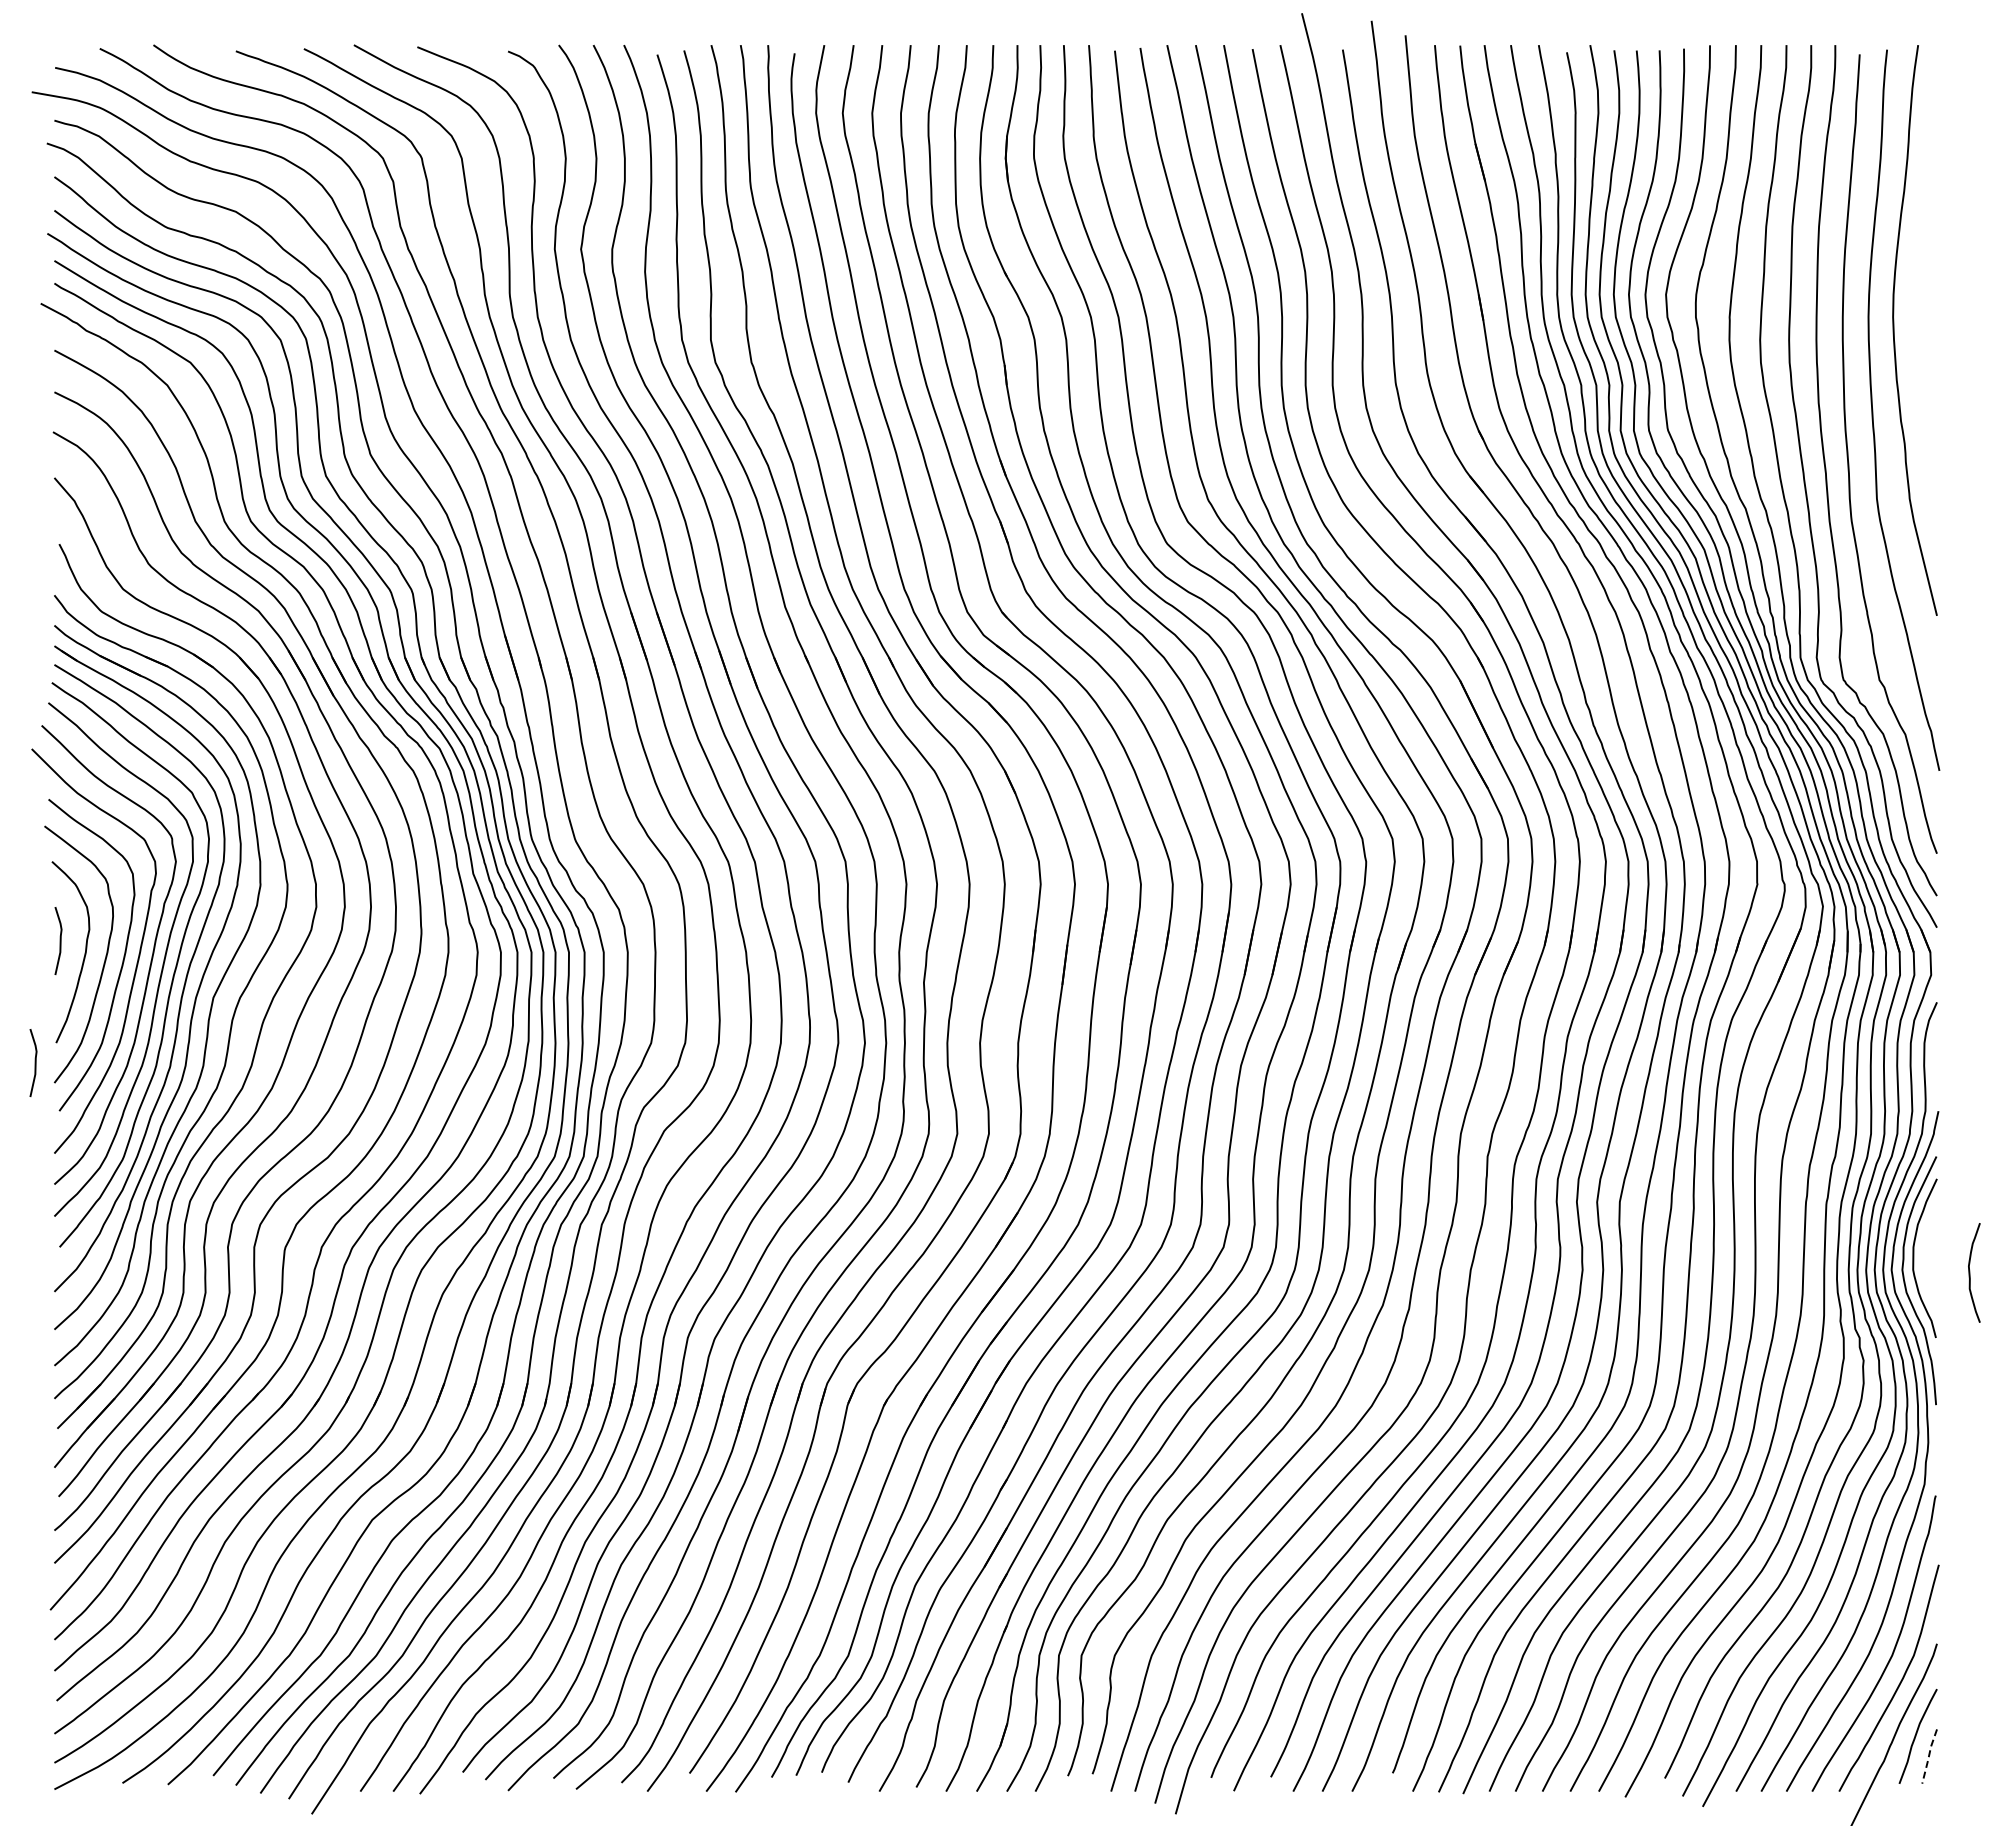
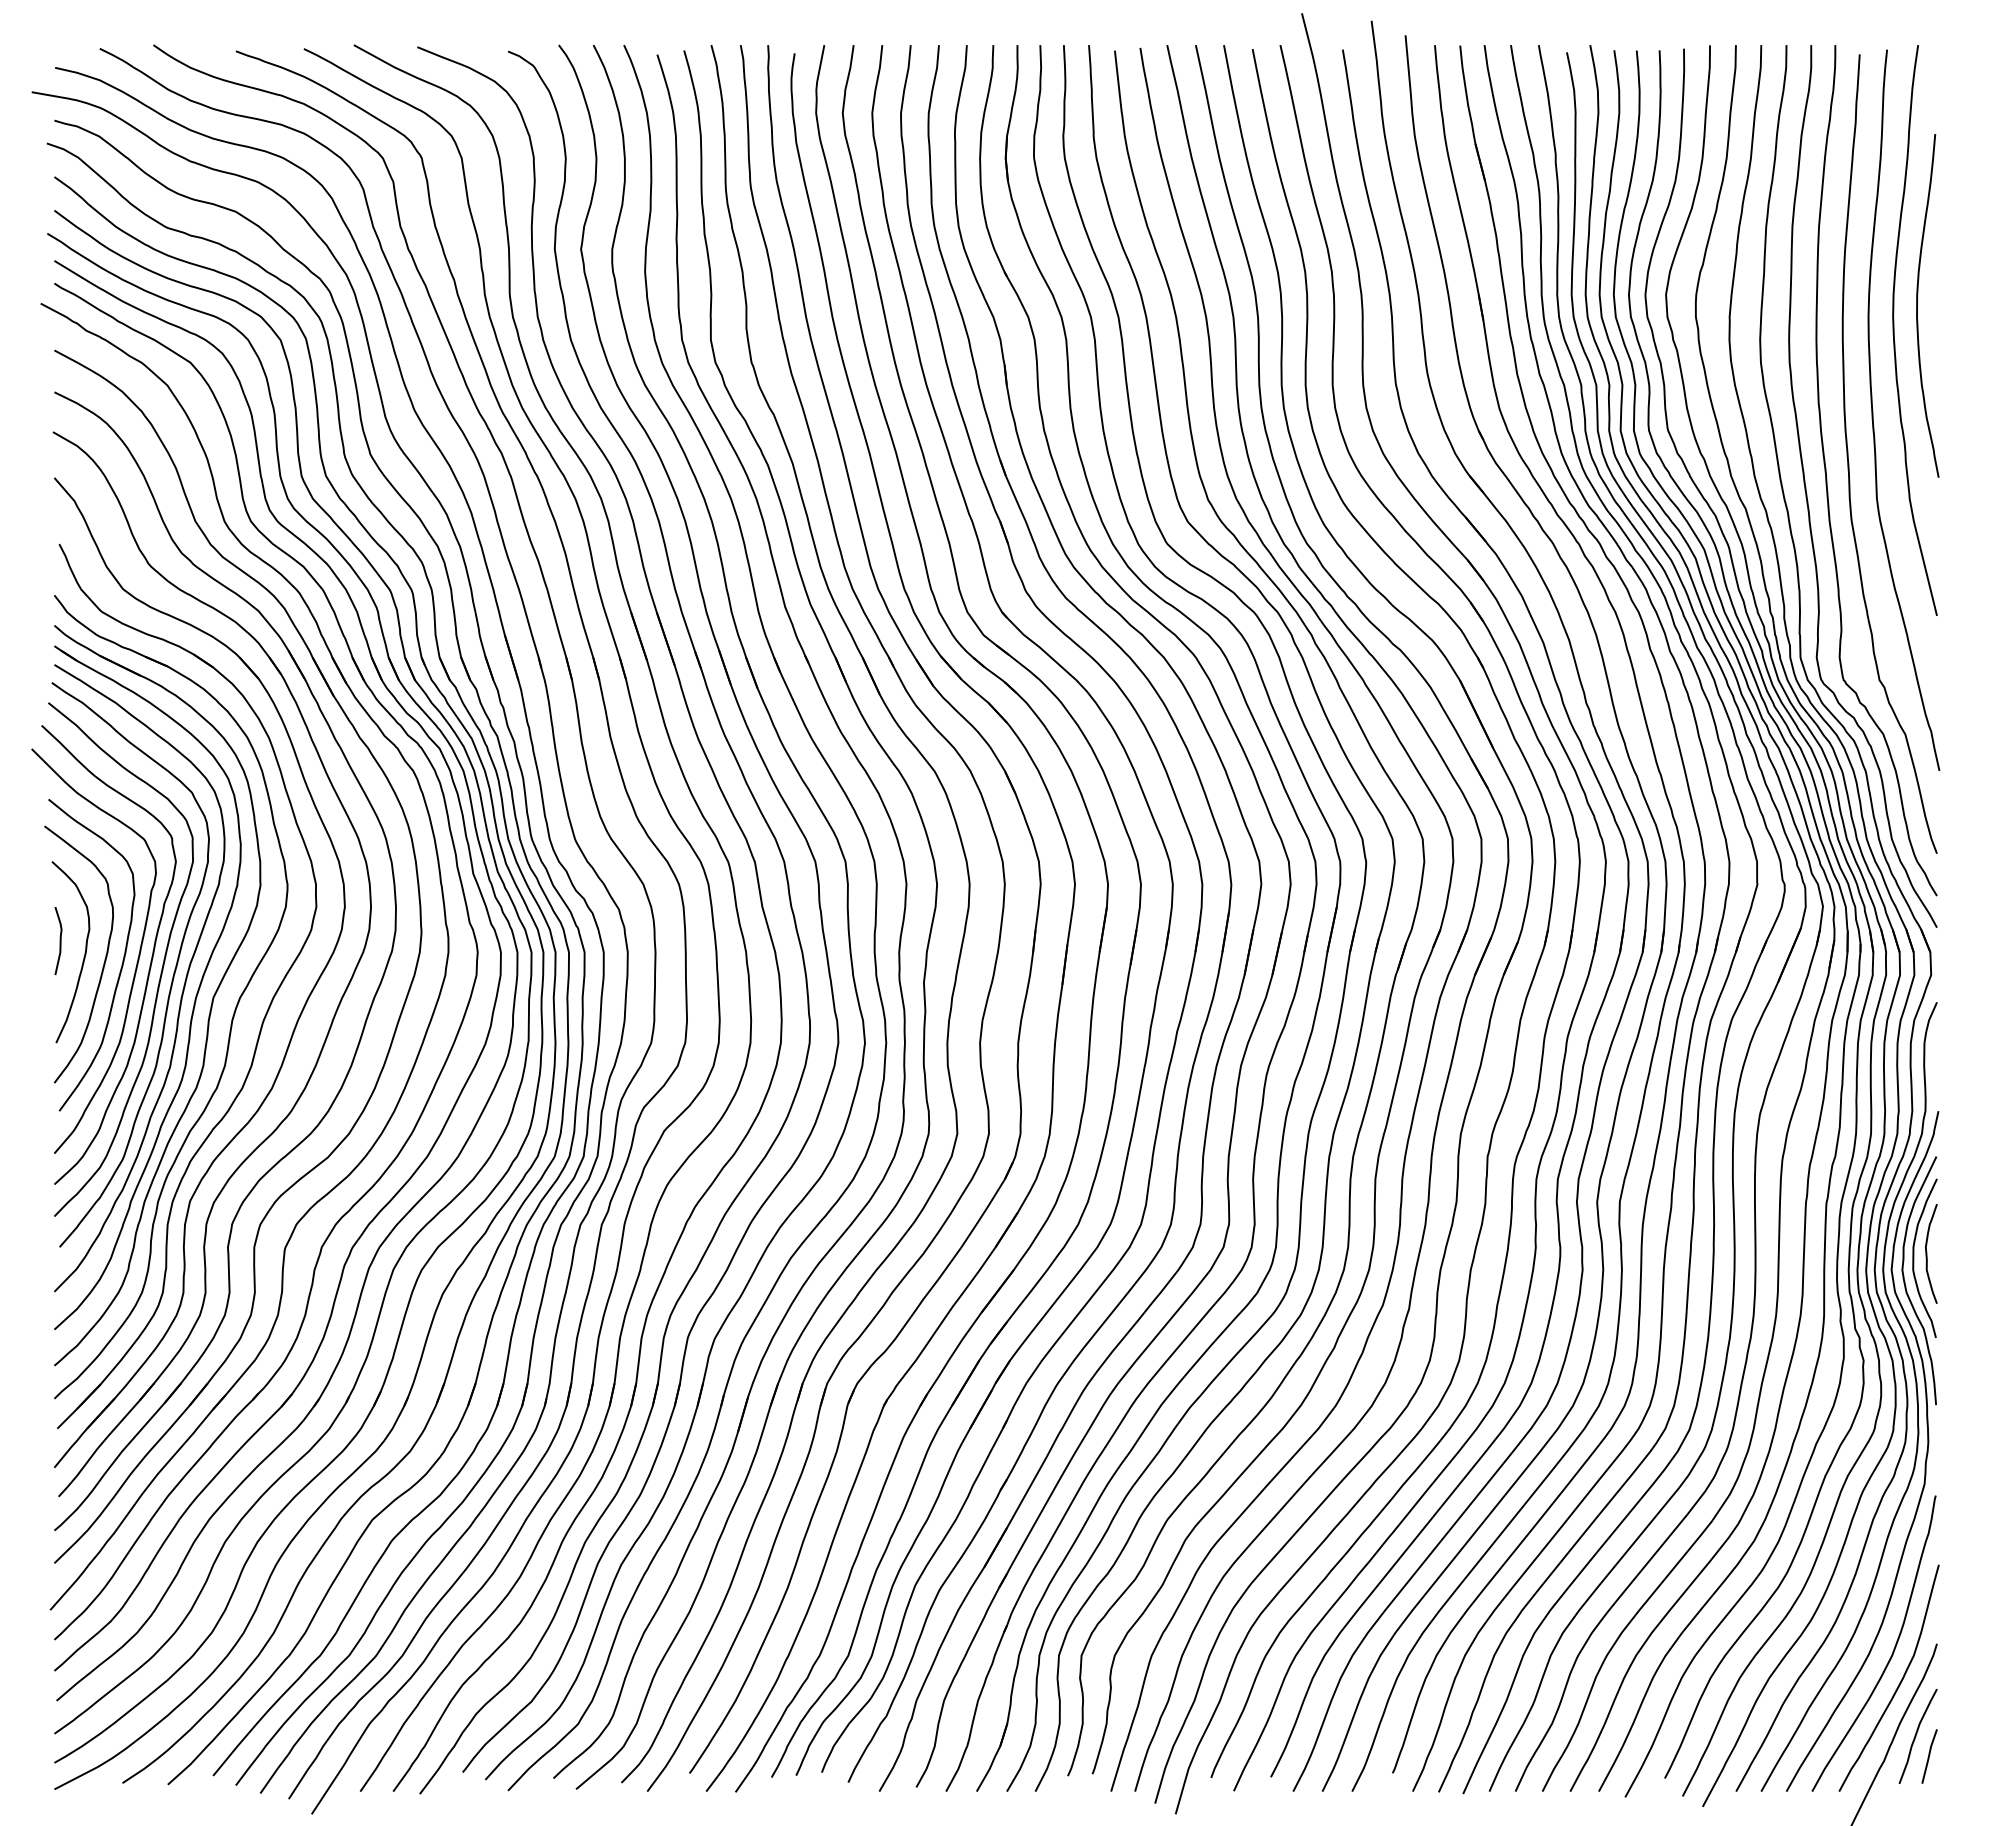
curve: none -> present (1917, 305)
curve: present -> none (34, 1062)
curve position: (1970, 1272) -> (1927, 1253) (1927, 1253)
line: dashed -> solid (1928, 1756)
